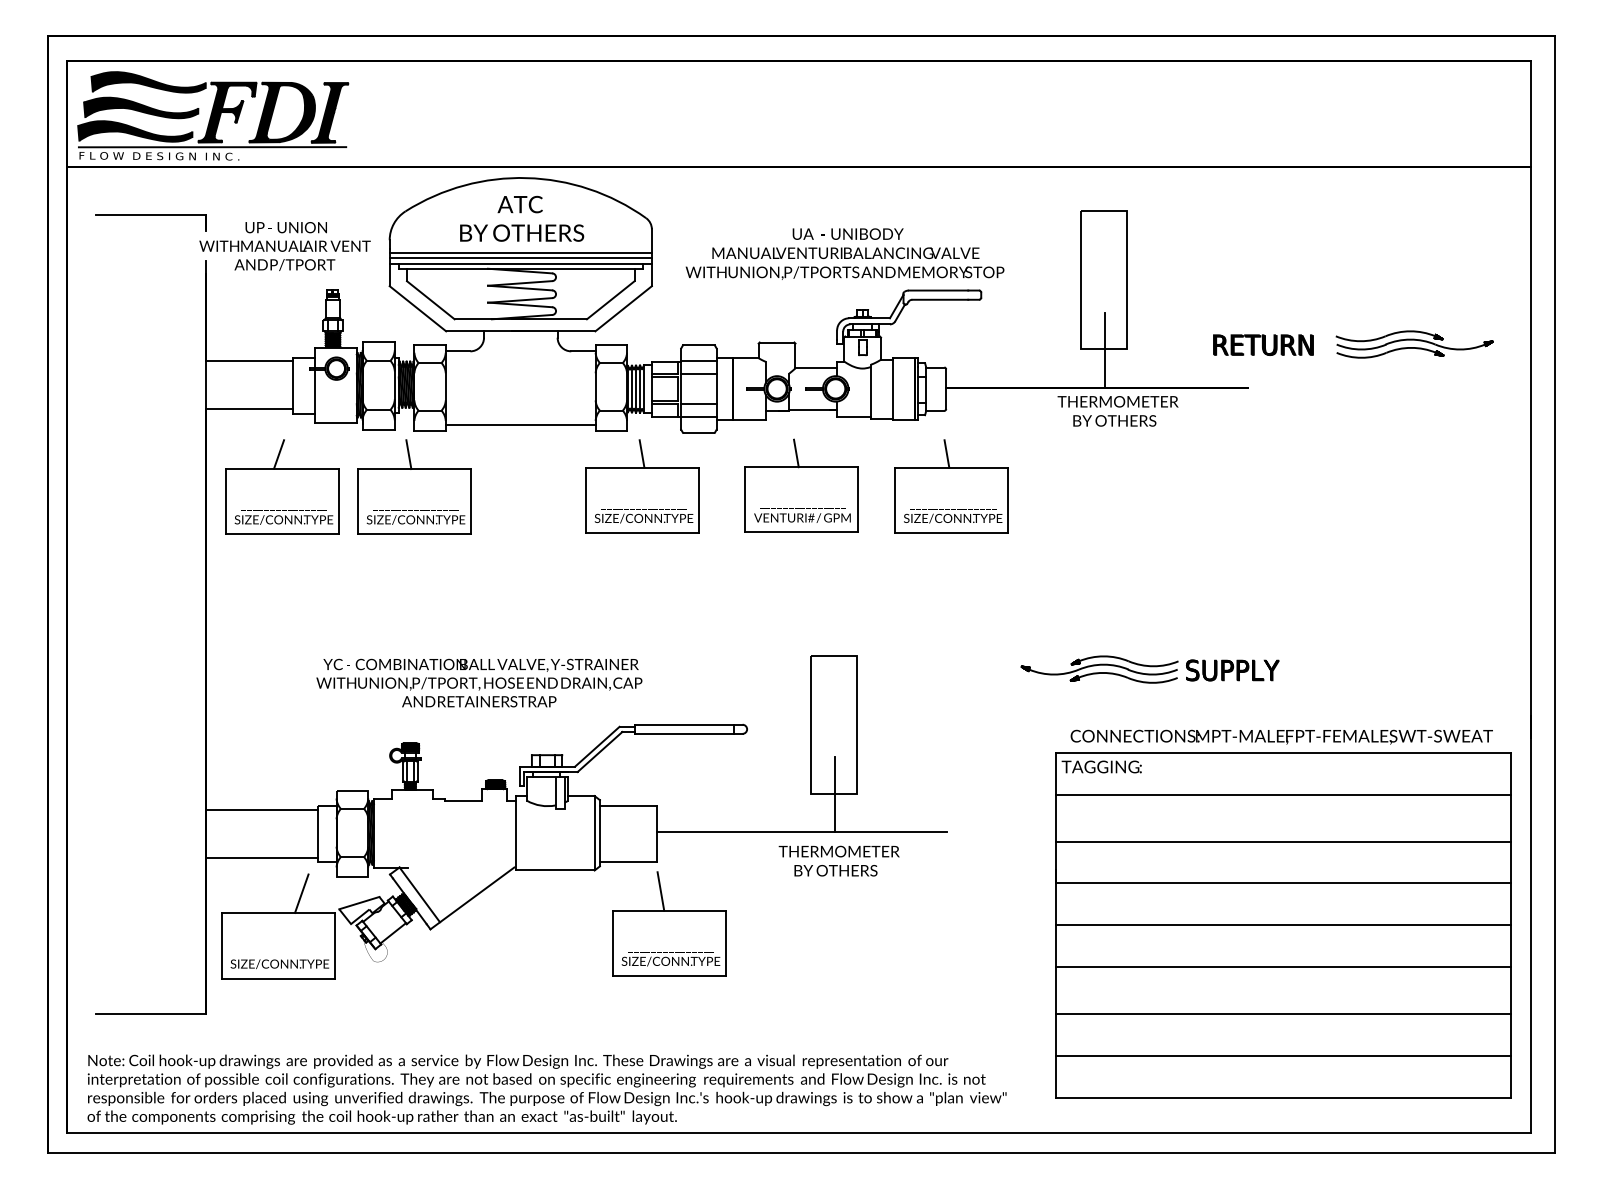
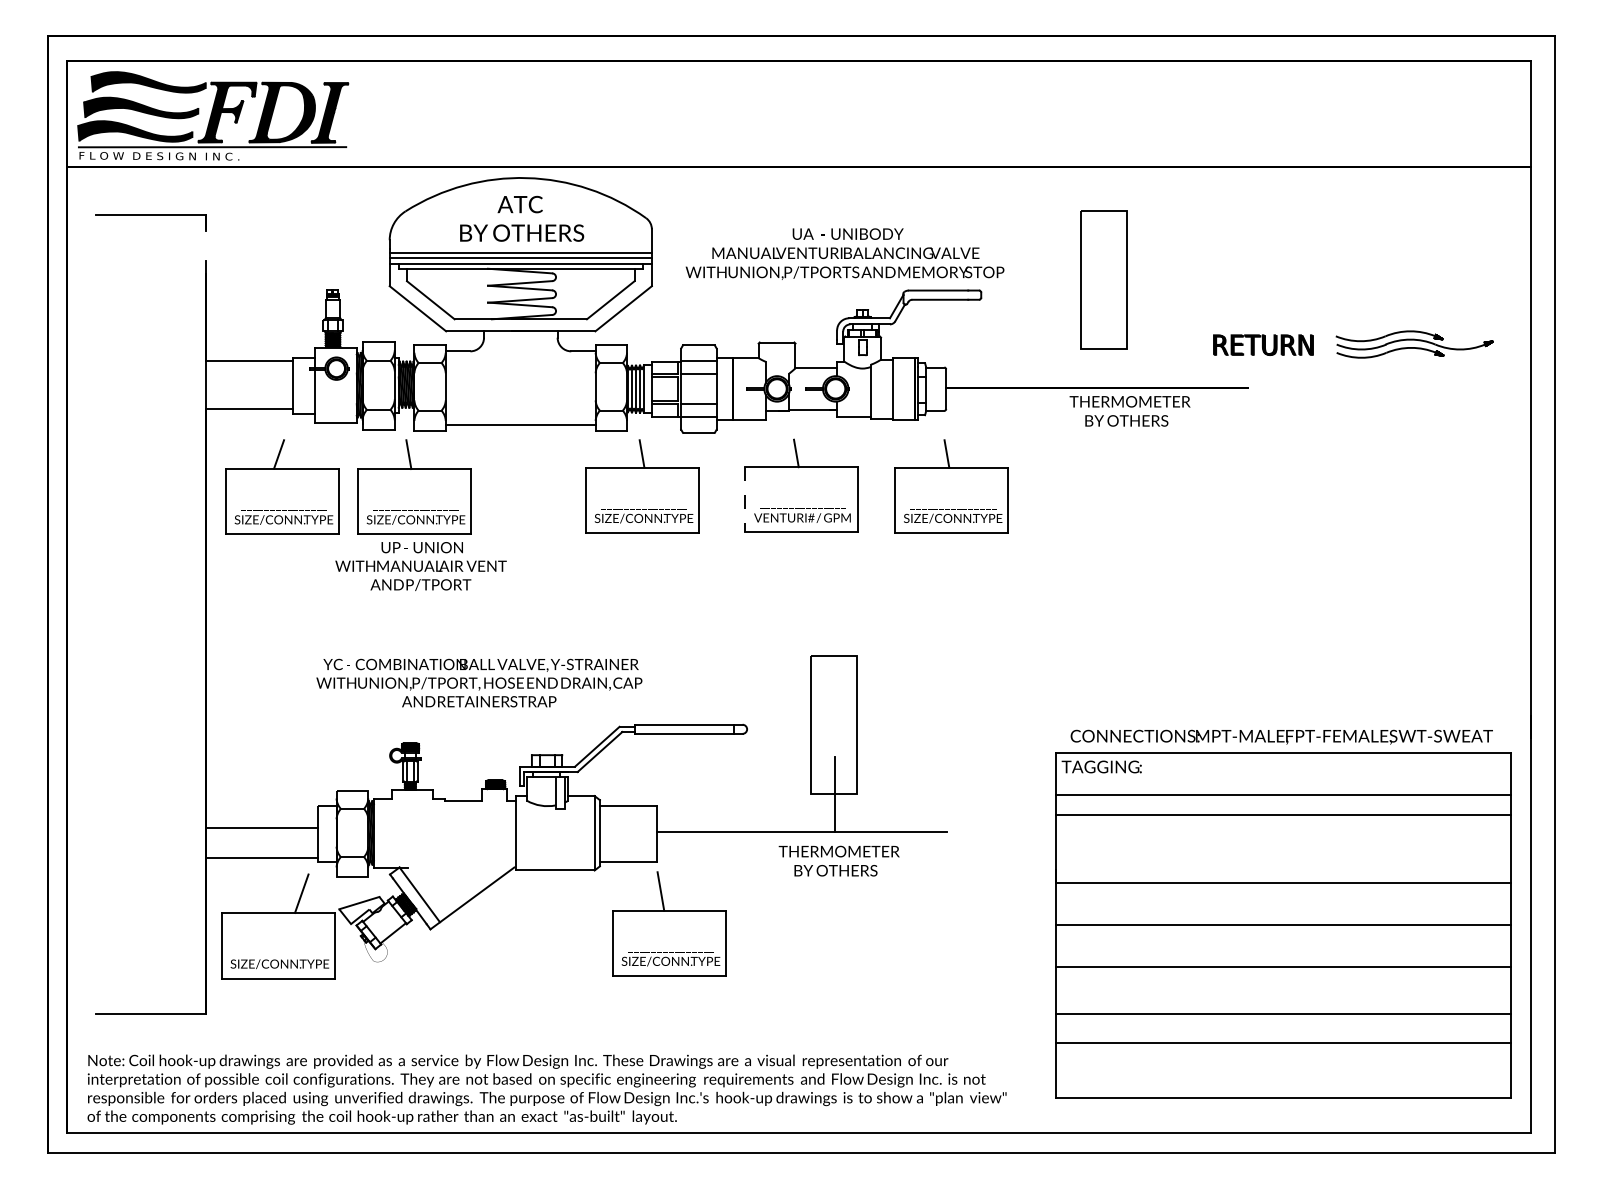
text position: (284, 246) -> (420, 566) (420, 566)
line: present -> none (1104, 349)
text position: (1117, 411) -> (1129, 411) (1129, 411)
line: solid -> dashed (744, 499)
part: present -> none (1149, 669)
line position: (261, 809) -> (261, 827) (261, 827)
line position: (1282, 842) -> (1282, 815) (1282, 815)
line position: (1282, 1055) -> (1282, 1042) (1282, 1042)
